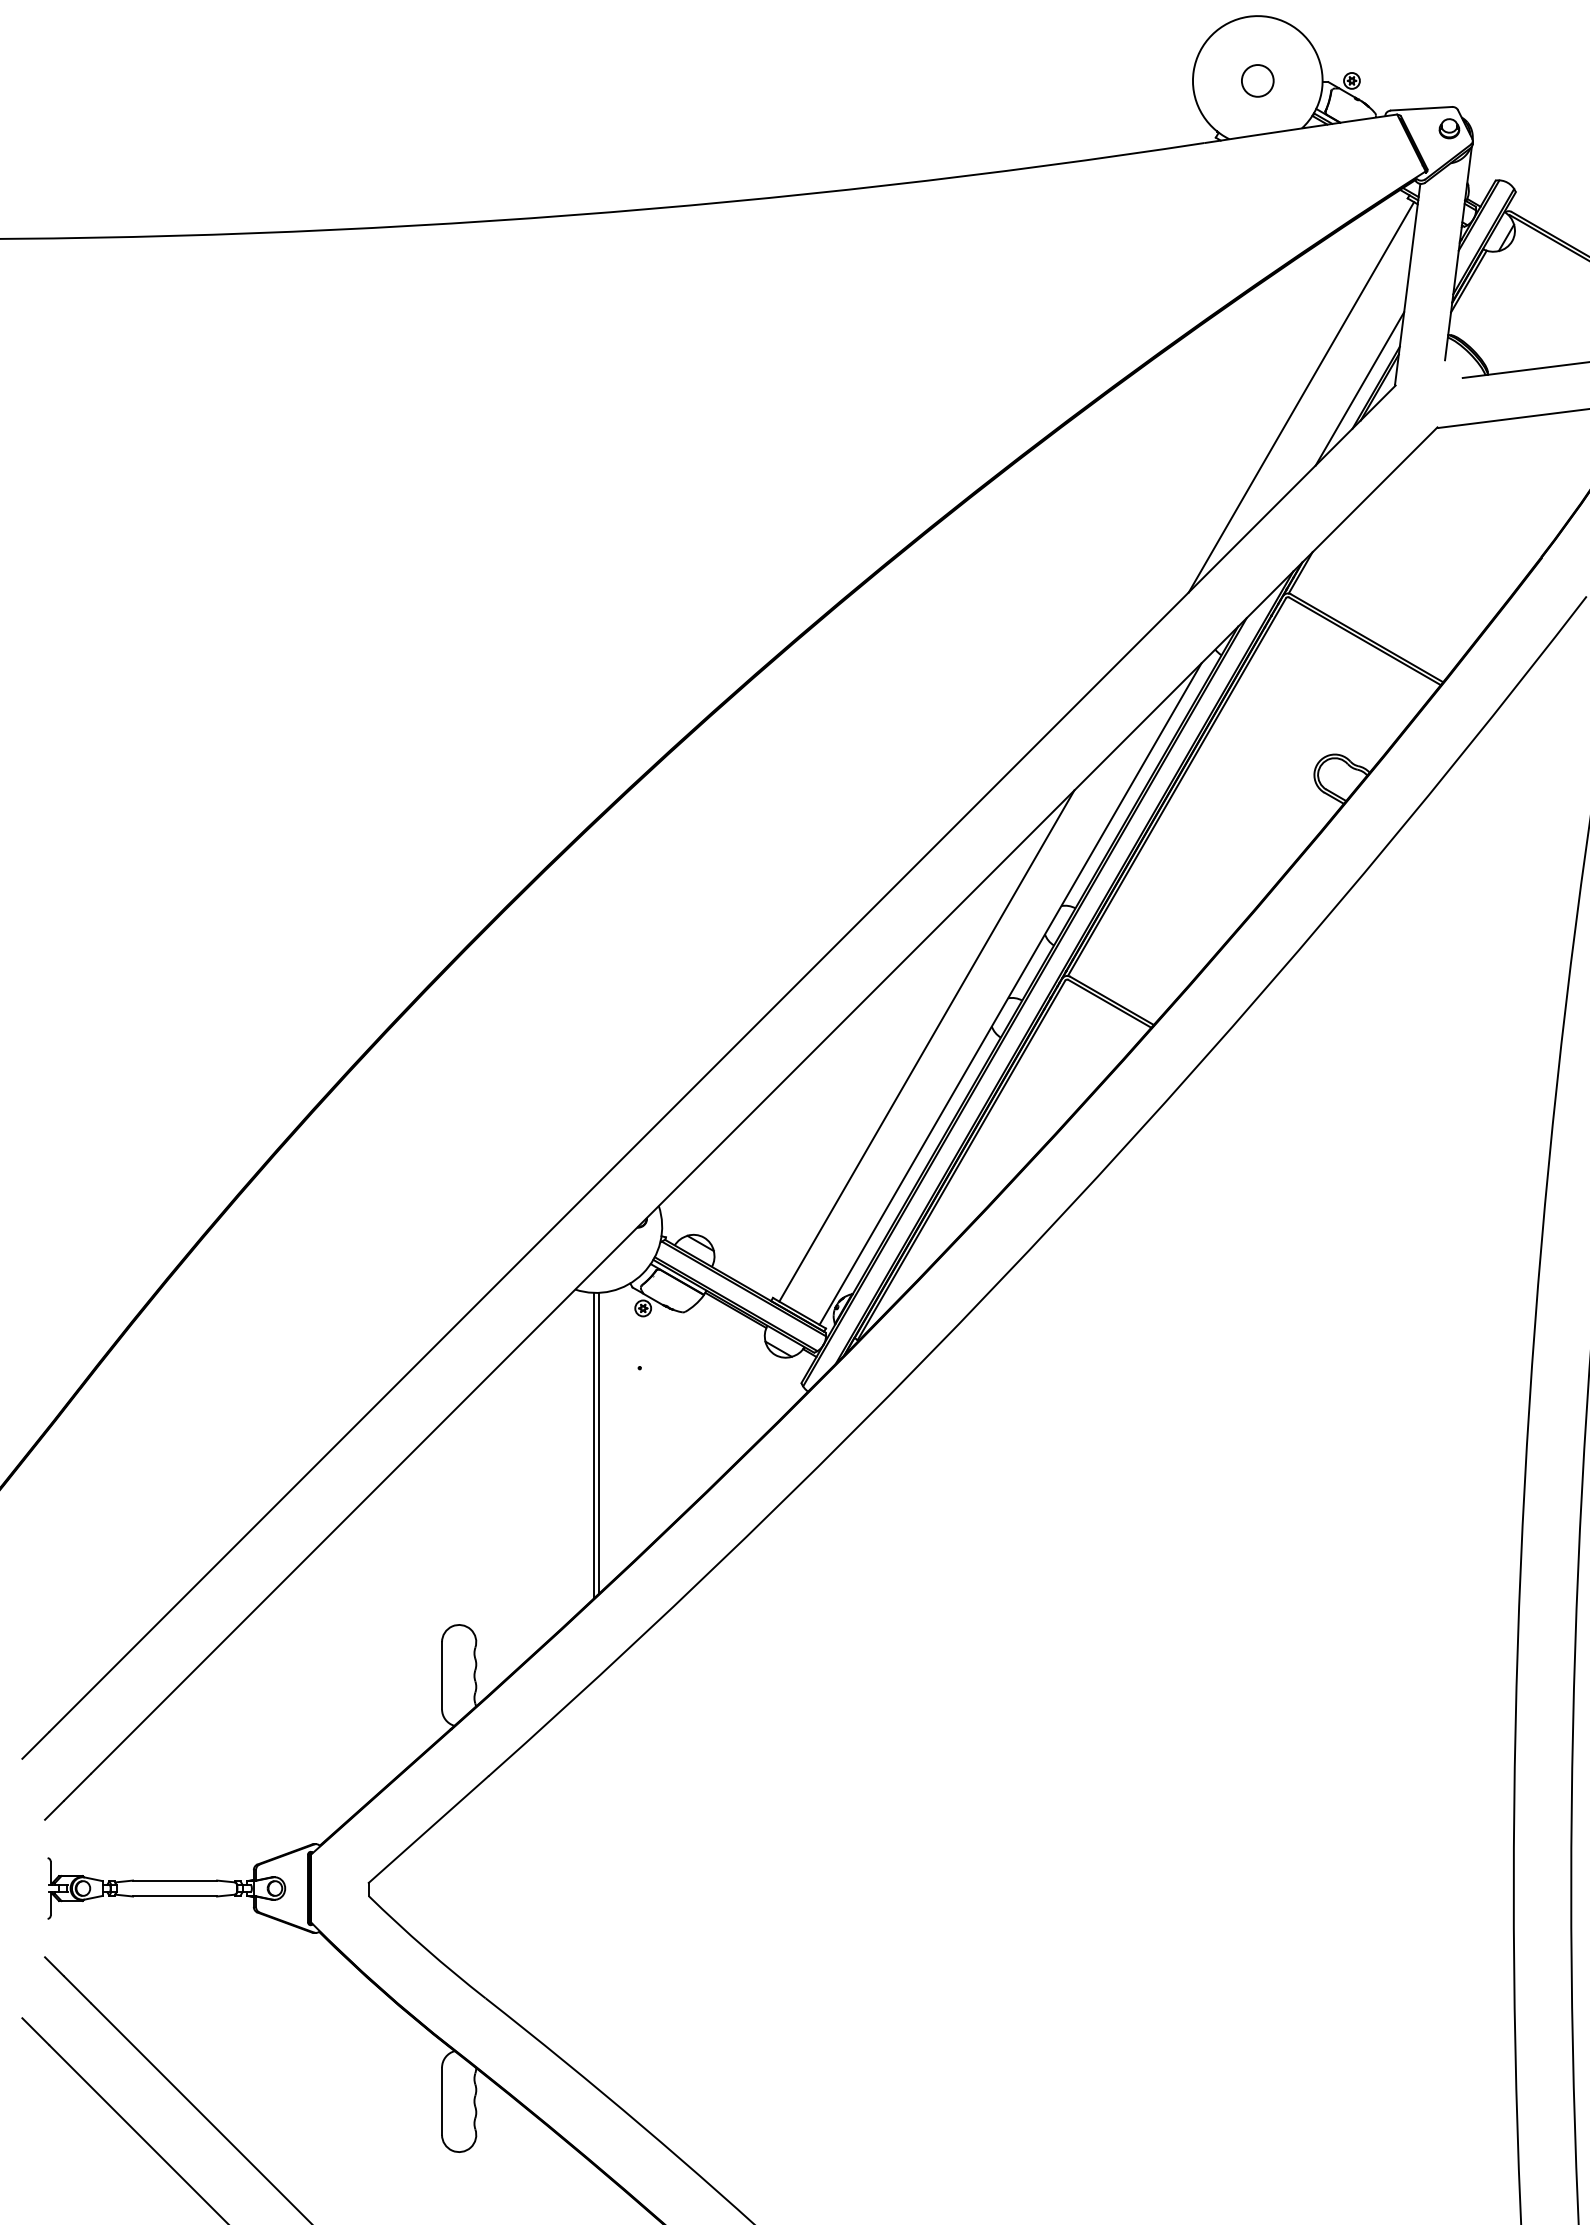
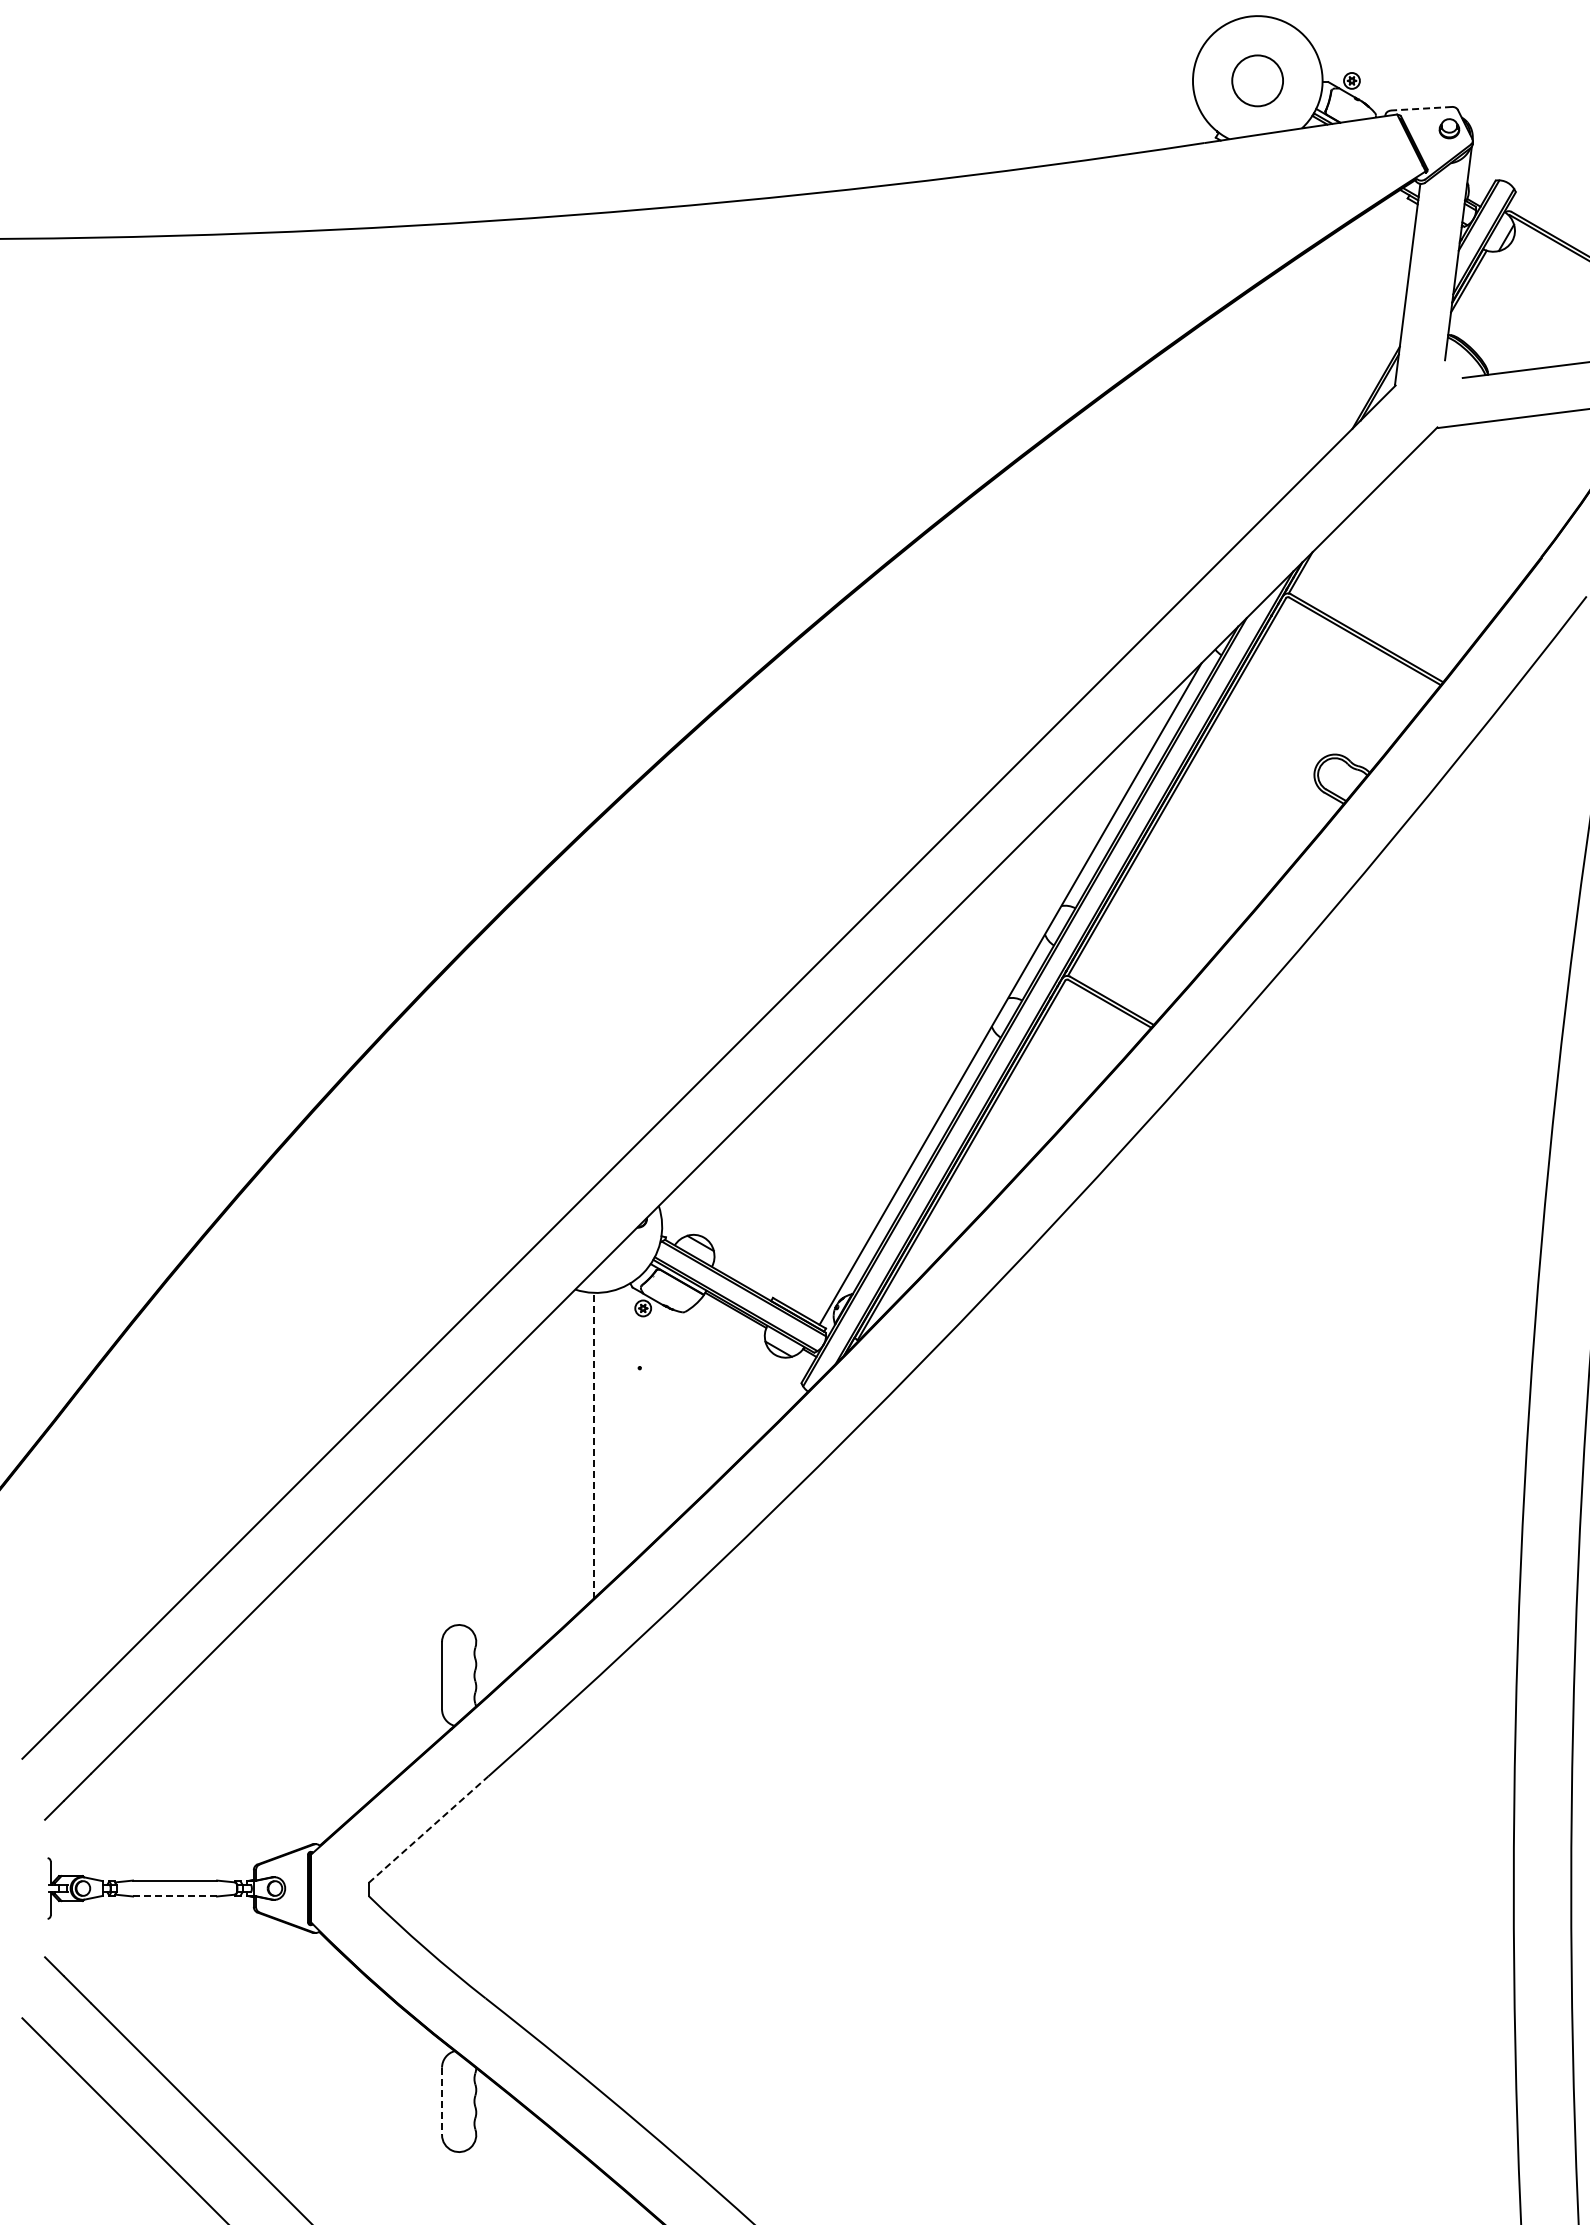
circle size: 34x34 px -> 53x54 px (1257, 80)
line: solid -> dashed (1421, 108)
line: present -> none (1359, 388)
line: present -> none (1301, 397)
line: present -> none (926, 1045)
line: present -> none (598, 1443)
line: solid -> dashed (593, 1445)
line: solid -> dashed (428, 1829)
line: solid -> dashed (175, 1896)
line: solid -> dashed (442, 2101)
